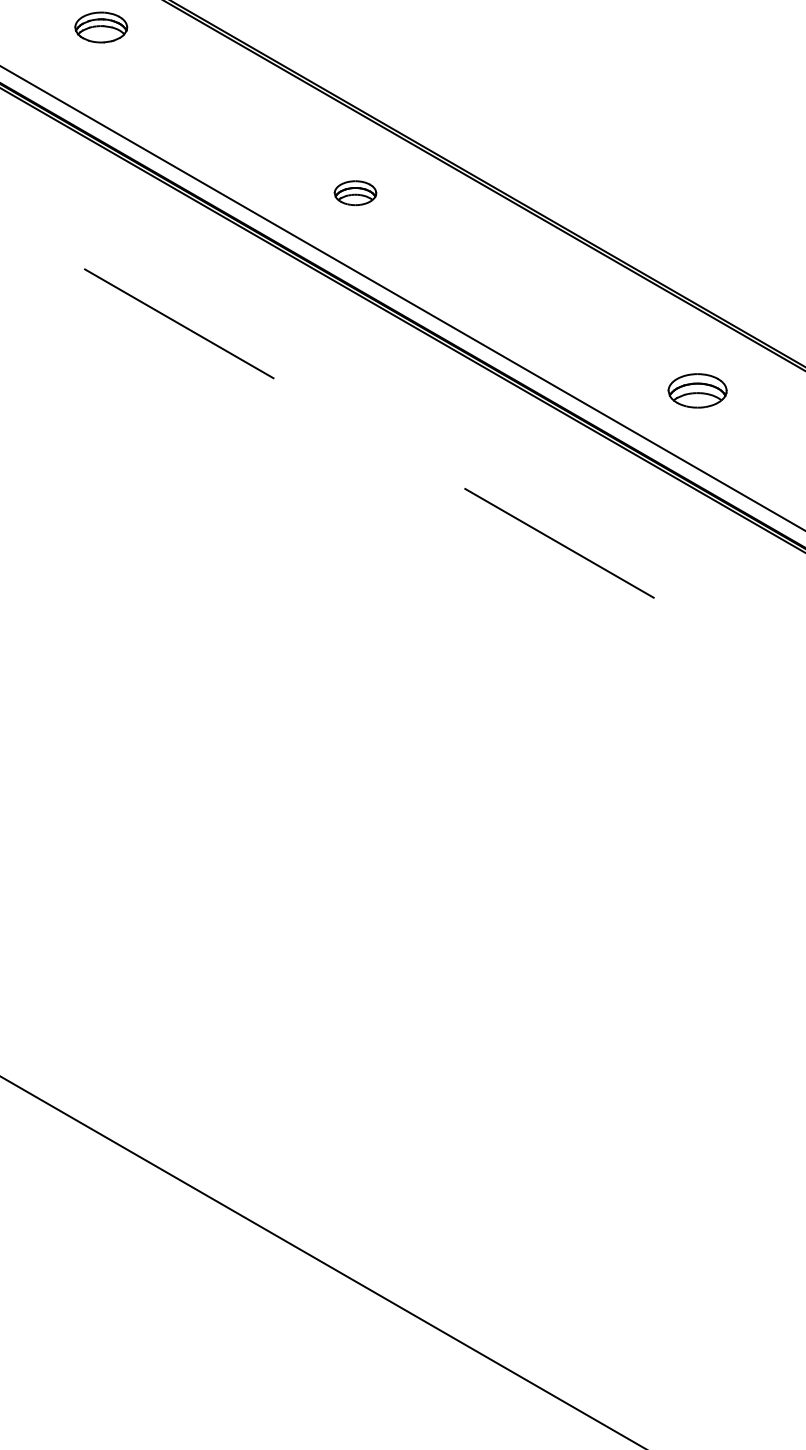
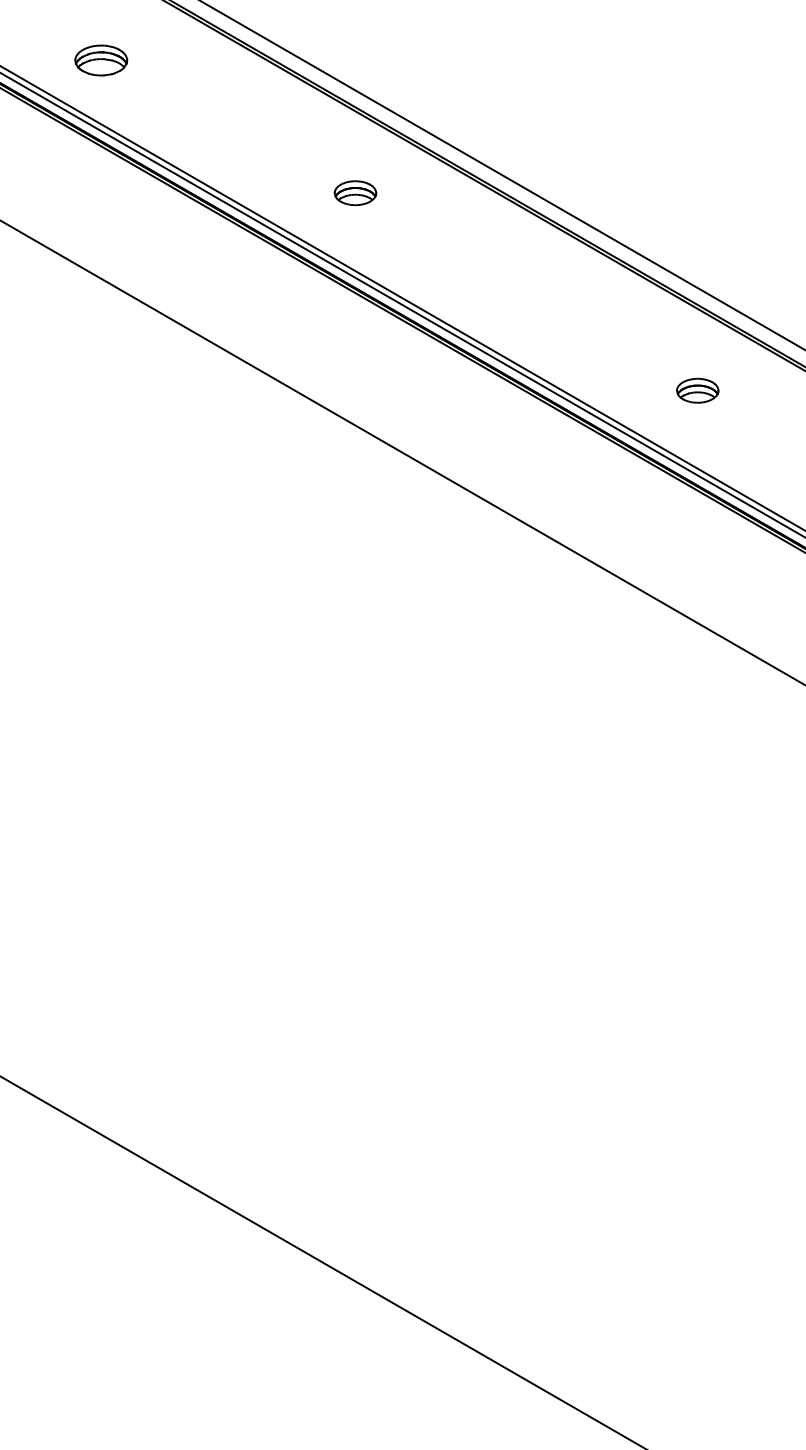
part position: (101, 27) -> (101, 60) (101, 60)
line: none -> present (502, 175)
line: none -> present (402, 304)
part size: 61x36 px -> 44x27 px (697, 390)
line: dashed -> solid (402, 452)
